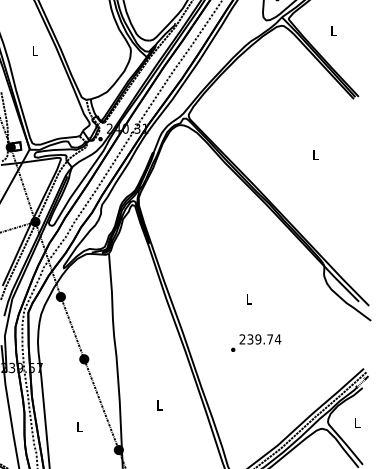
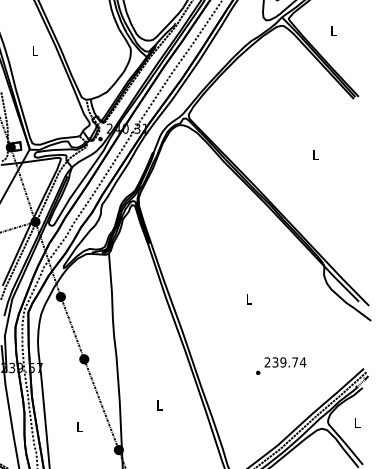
text position: (256, 342) -> (281, 365) (281, 365)
